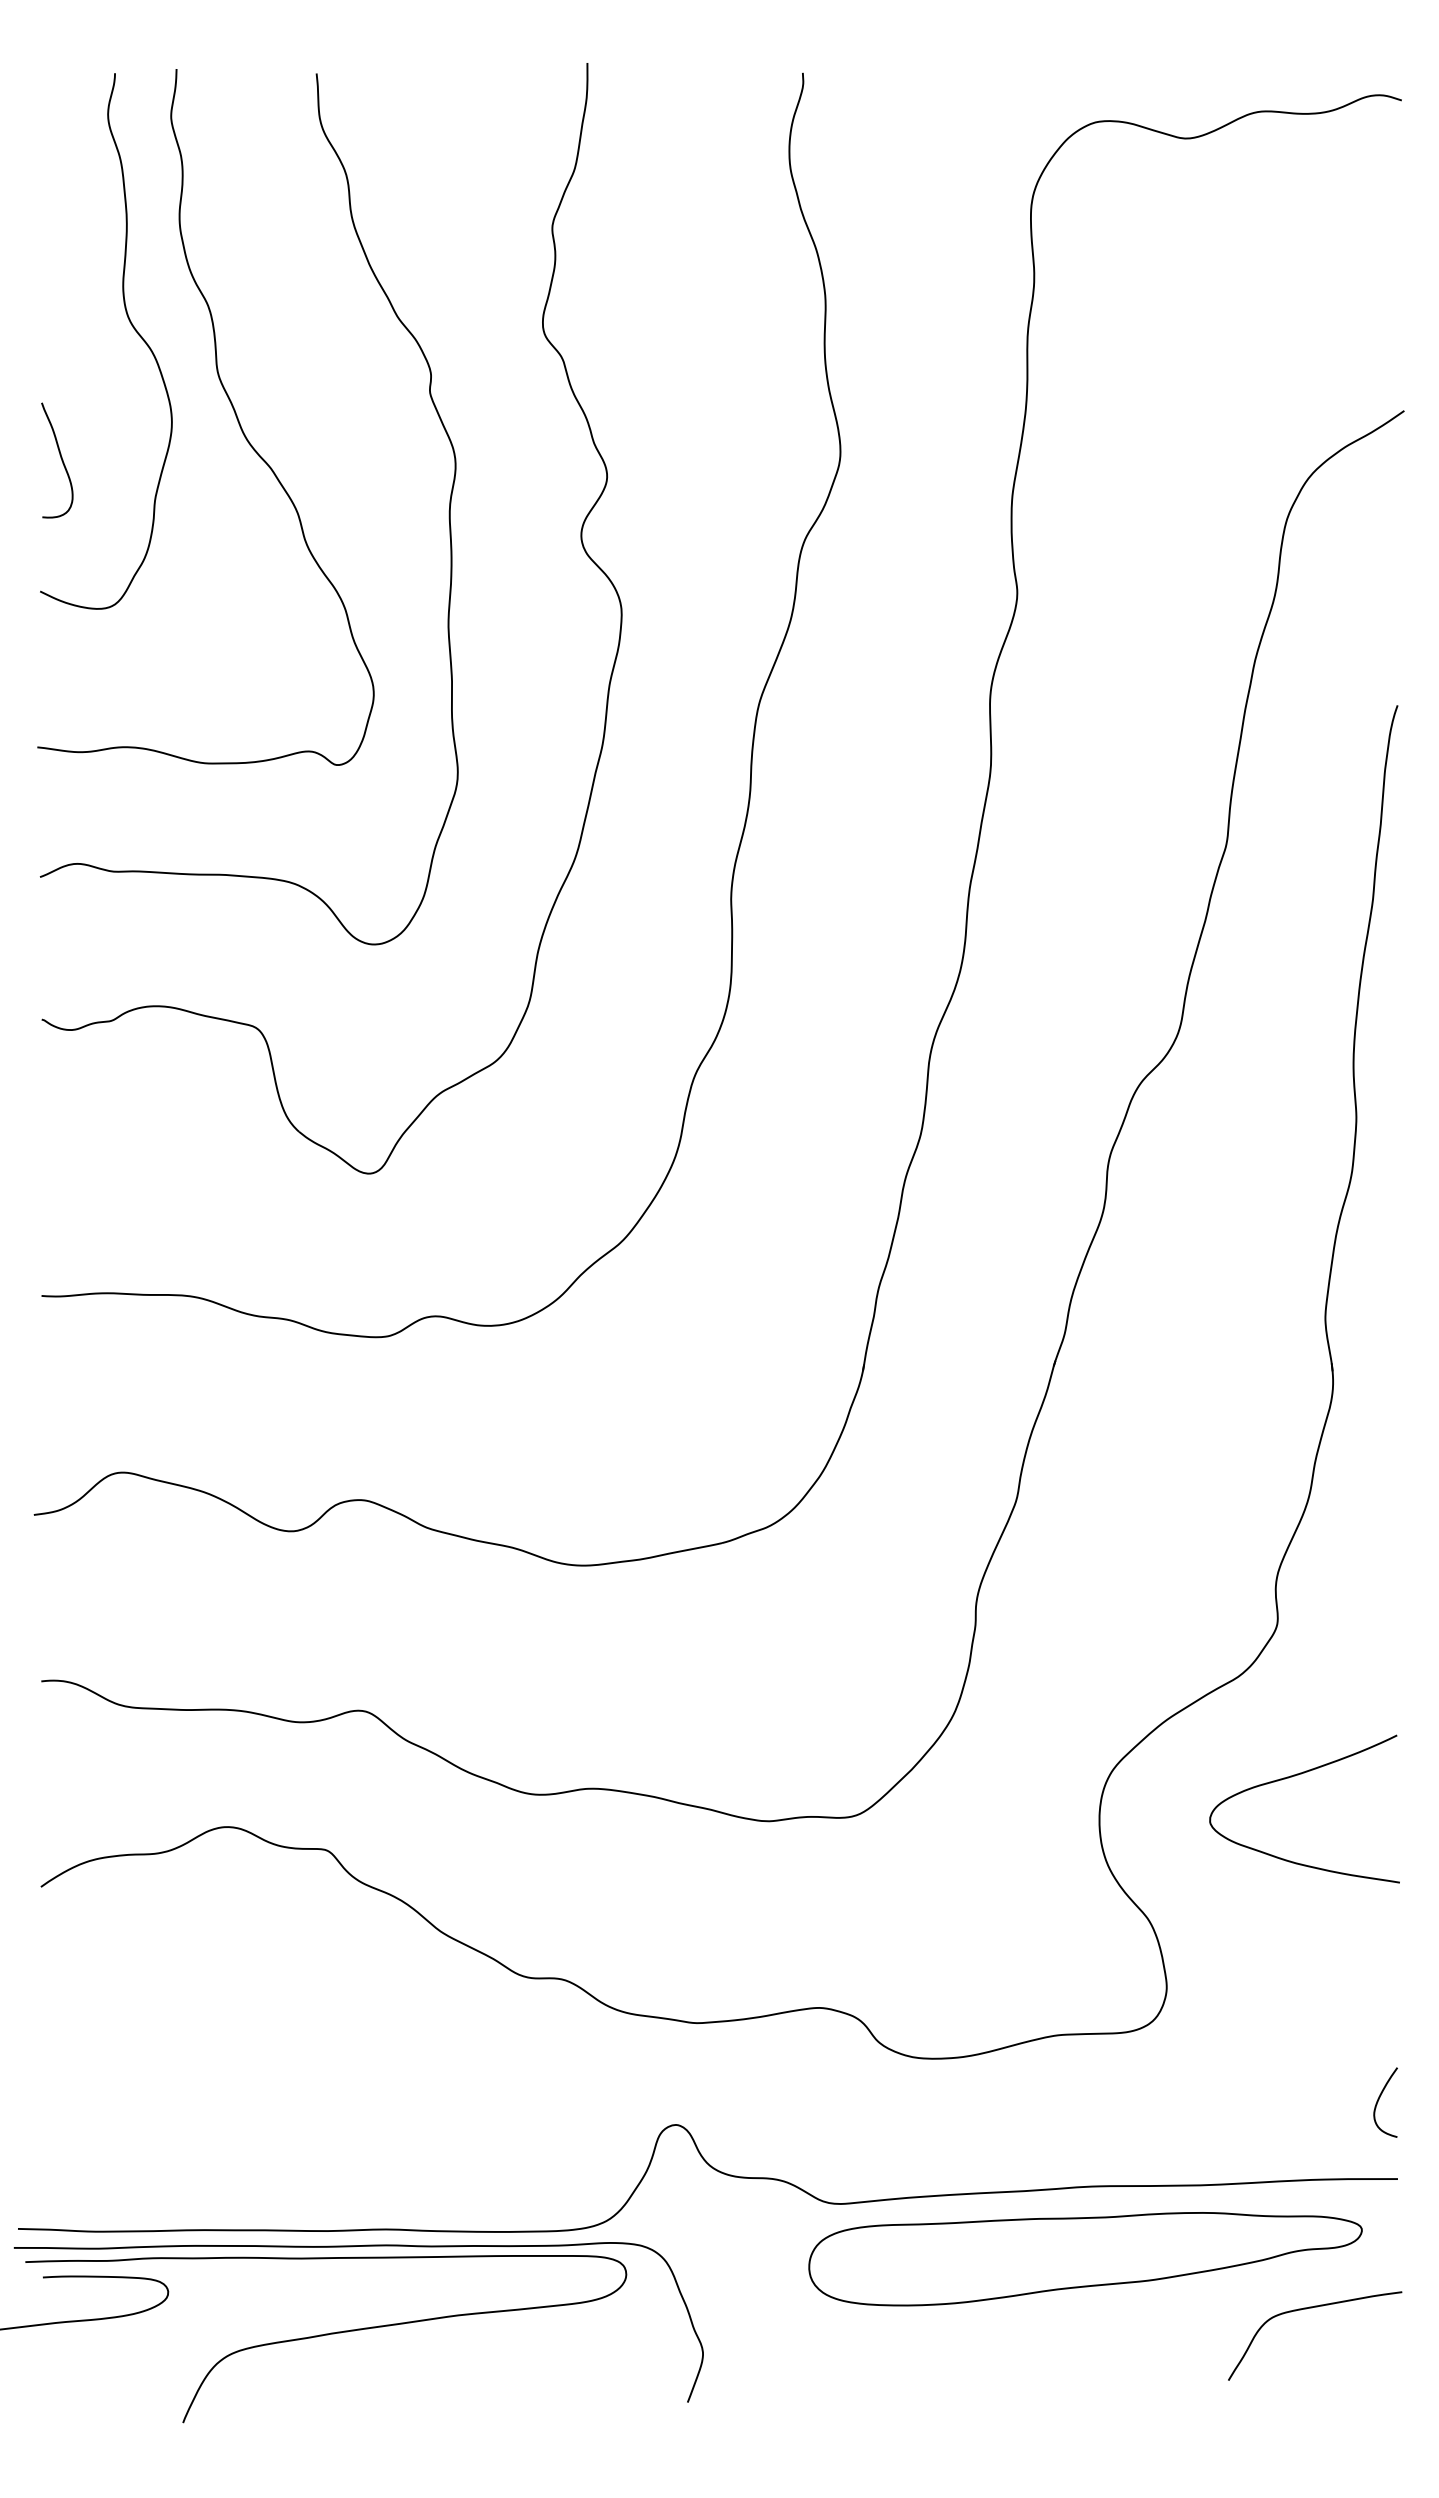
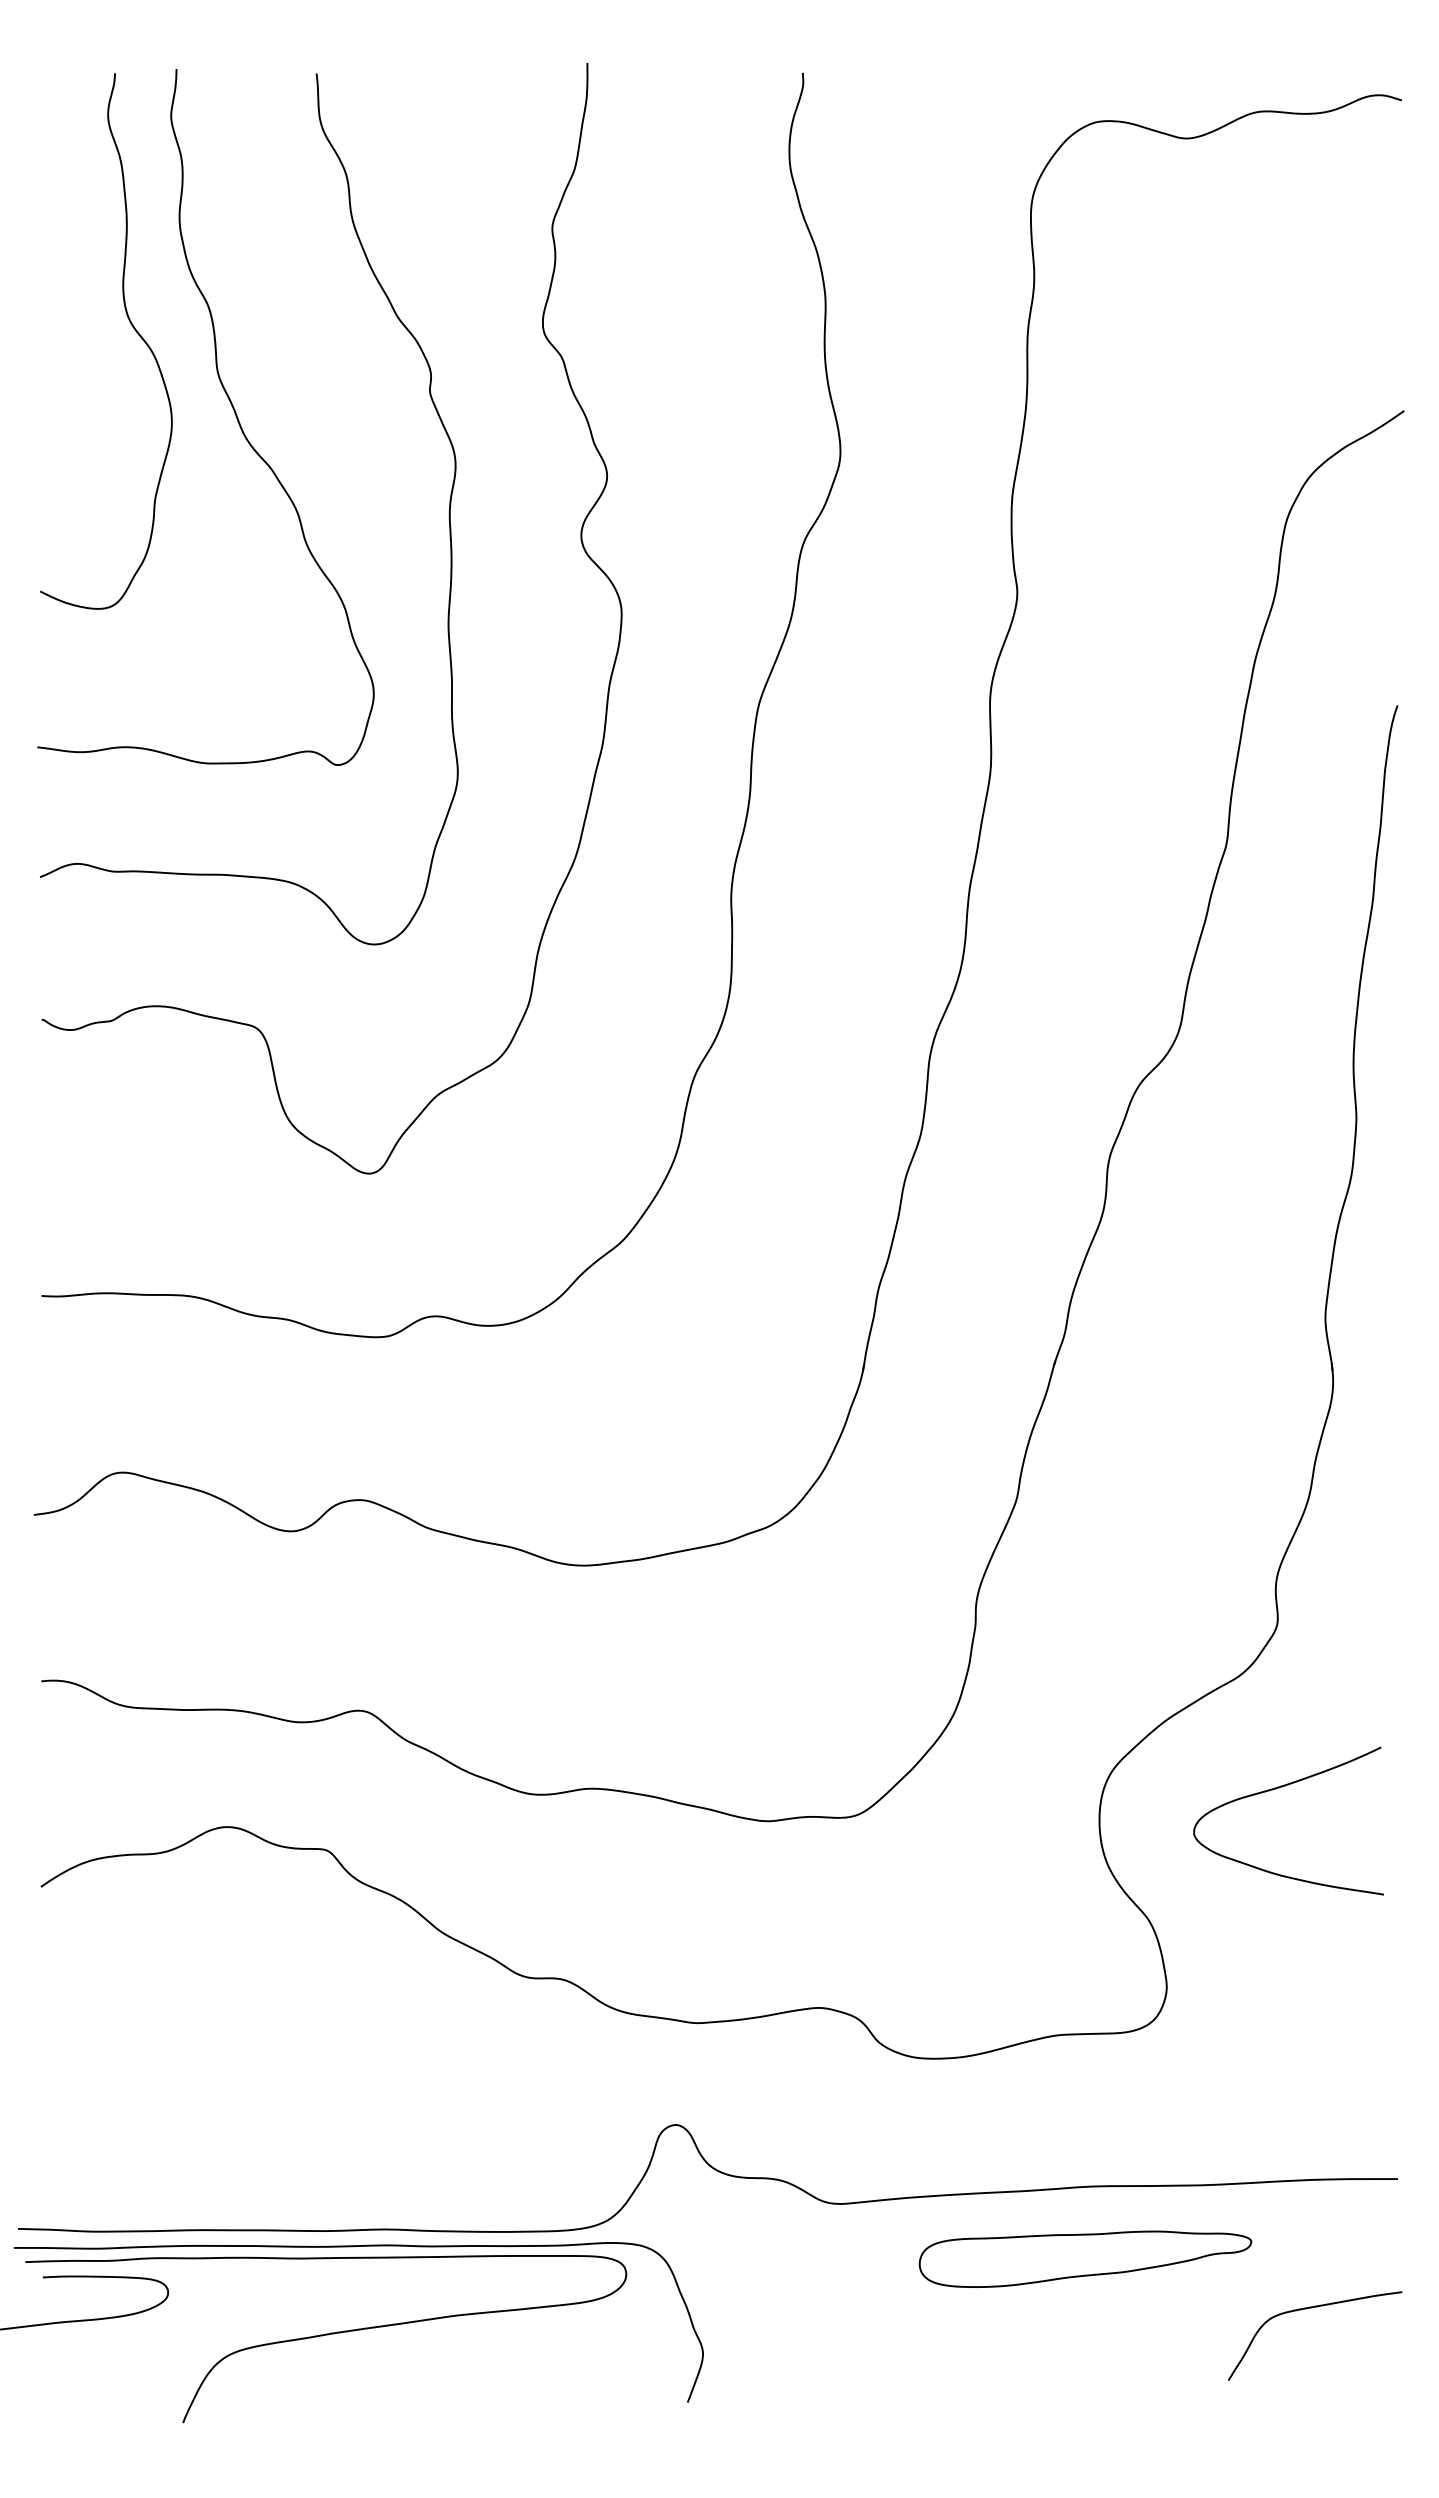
curve: present -> none (60, 458)
curve position: (1295, 1776) -> (1279, 1788) (1279, 1788)
curve: present -> none (1379, 2099)
part size: 555x95 px -> 335x58 px (1085, 2258)
